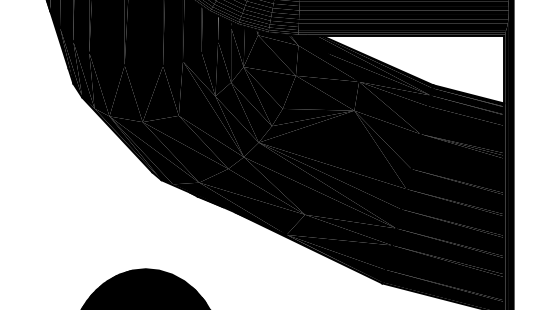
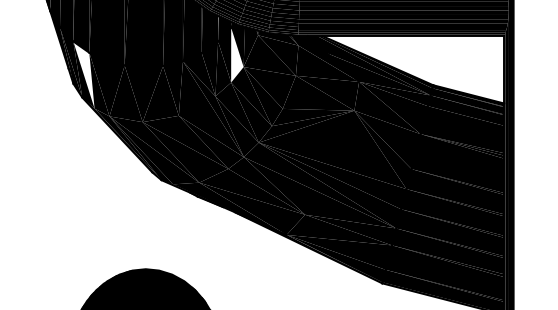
fill: present -> none (237, 54)
fill: present -> none (83, 74)
